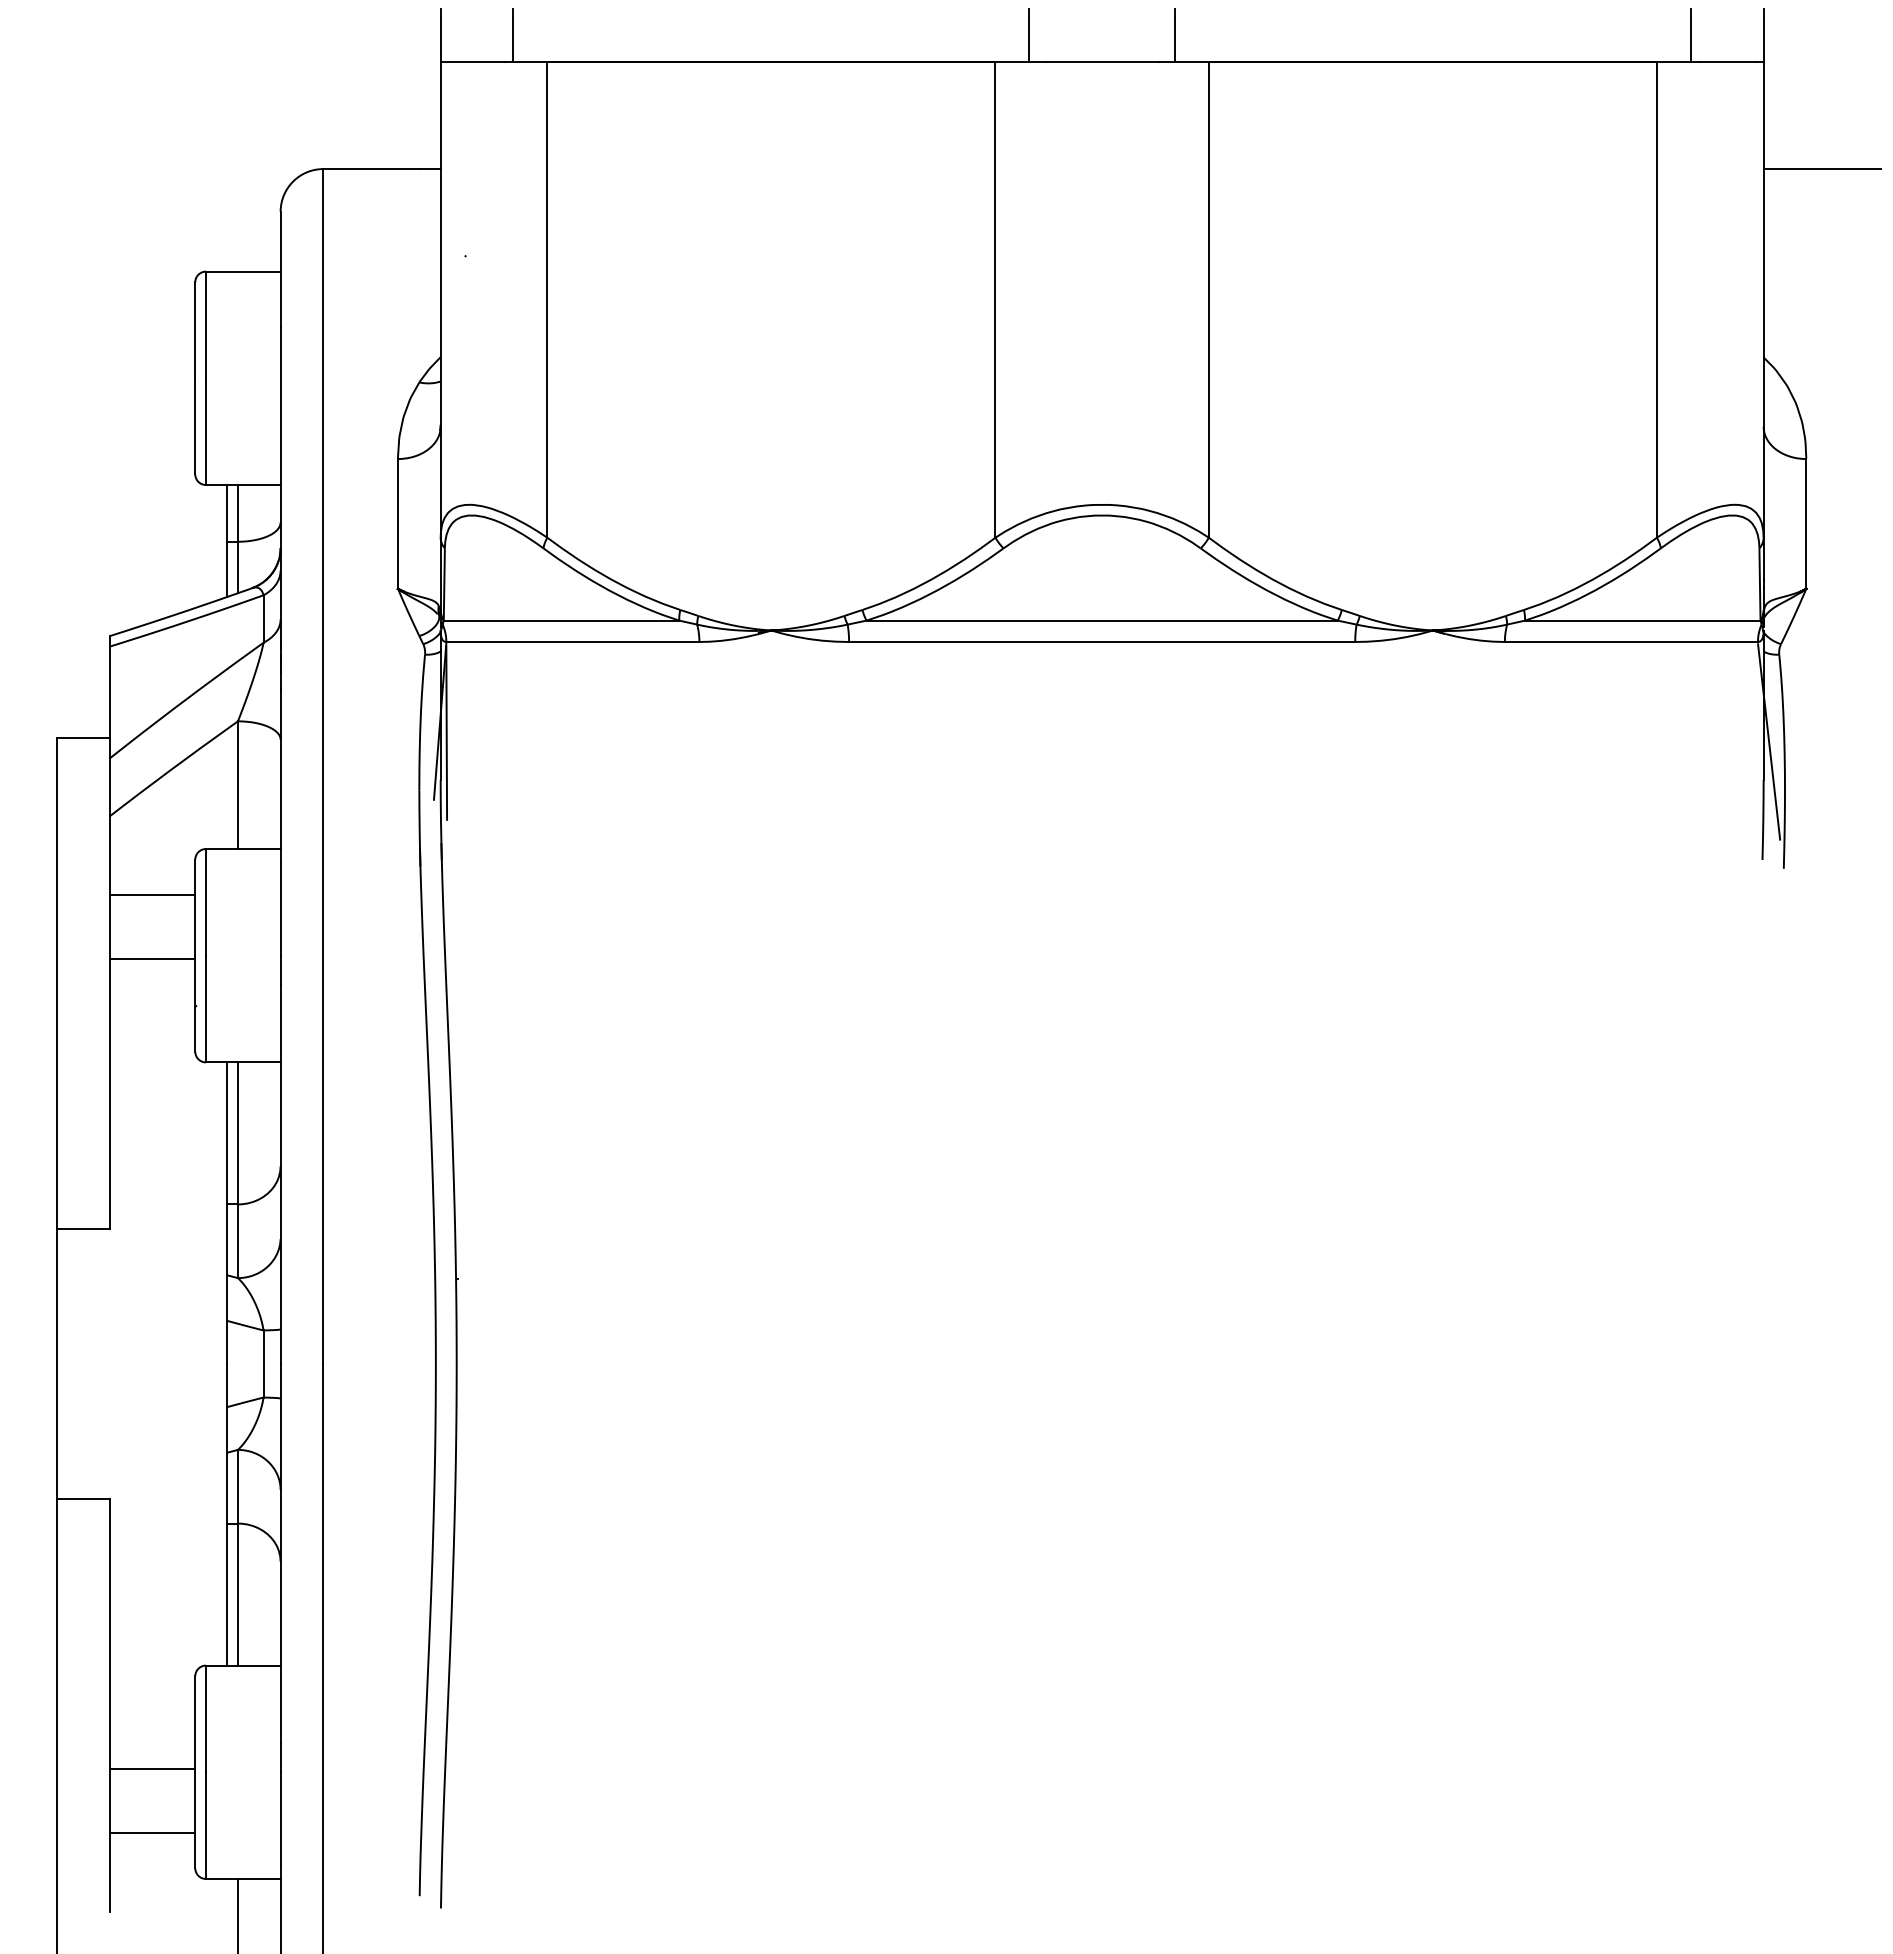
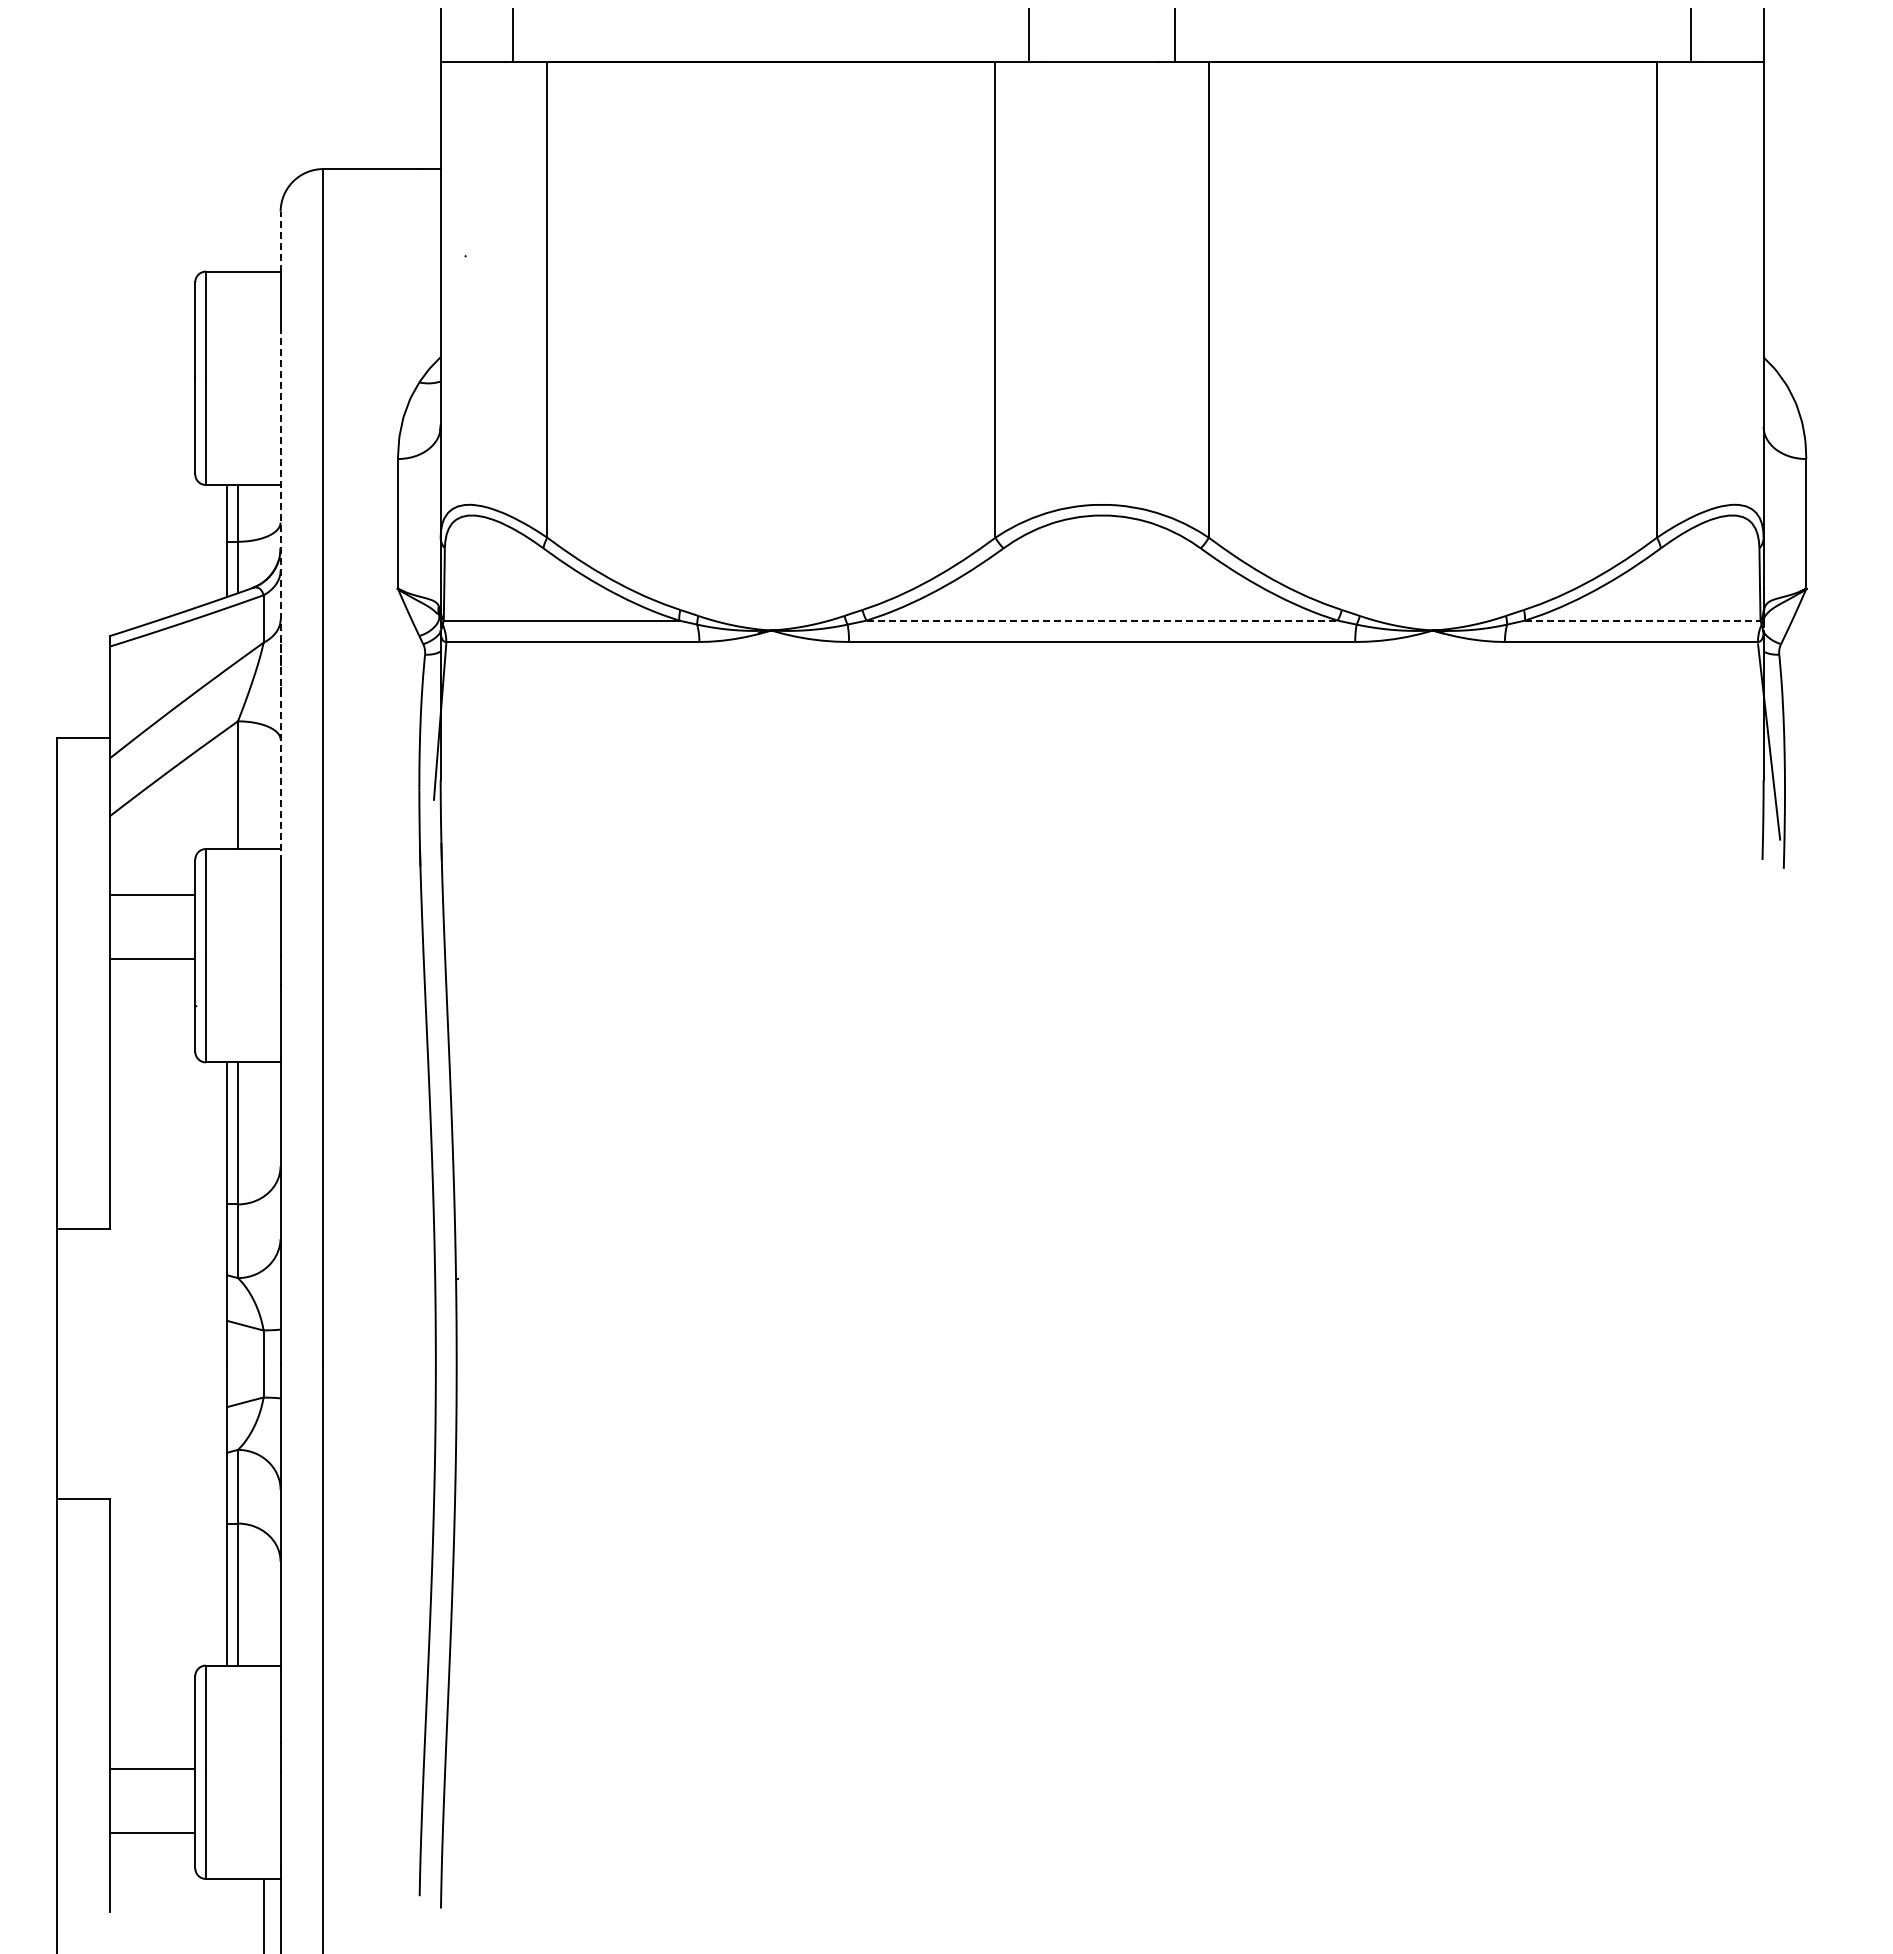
line: present -> none (1821, 169)
line: solid -> dashed (280, 241)
line: solid -> dashed (280, 594)
line: solid -> dashed (1102, 620)
line: solid -> dashed (1642, 620)
line: present -> none (446, 732)
line position: (237, 1914) -> (263, 1914) (263, 1914)
